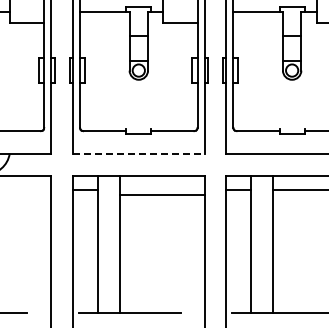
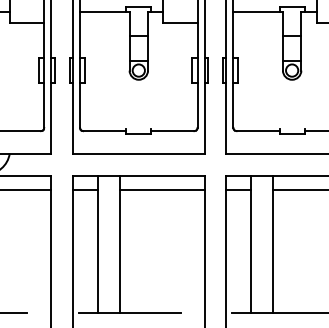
line: dashed -> solid (138, 153)
line: none -> present (26, 189)
line position: (161, 194) -> (161, 189) (161, 189)
